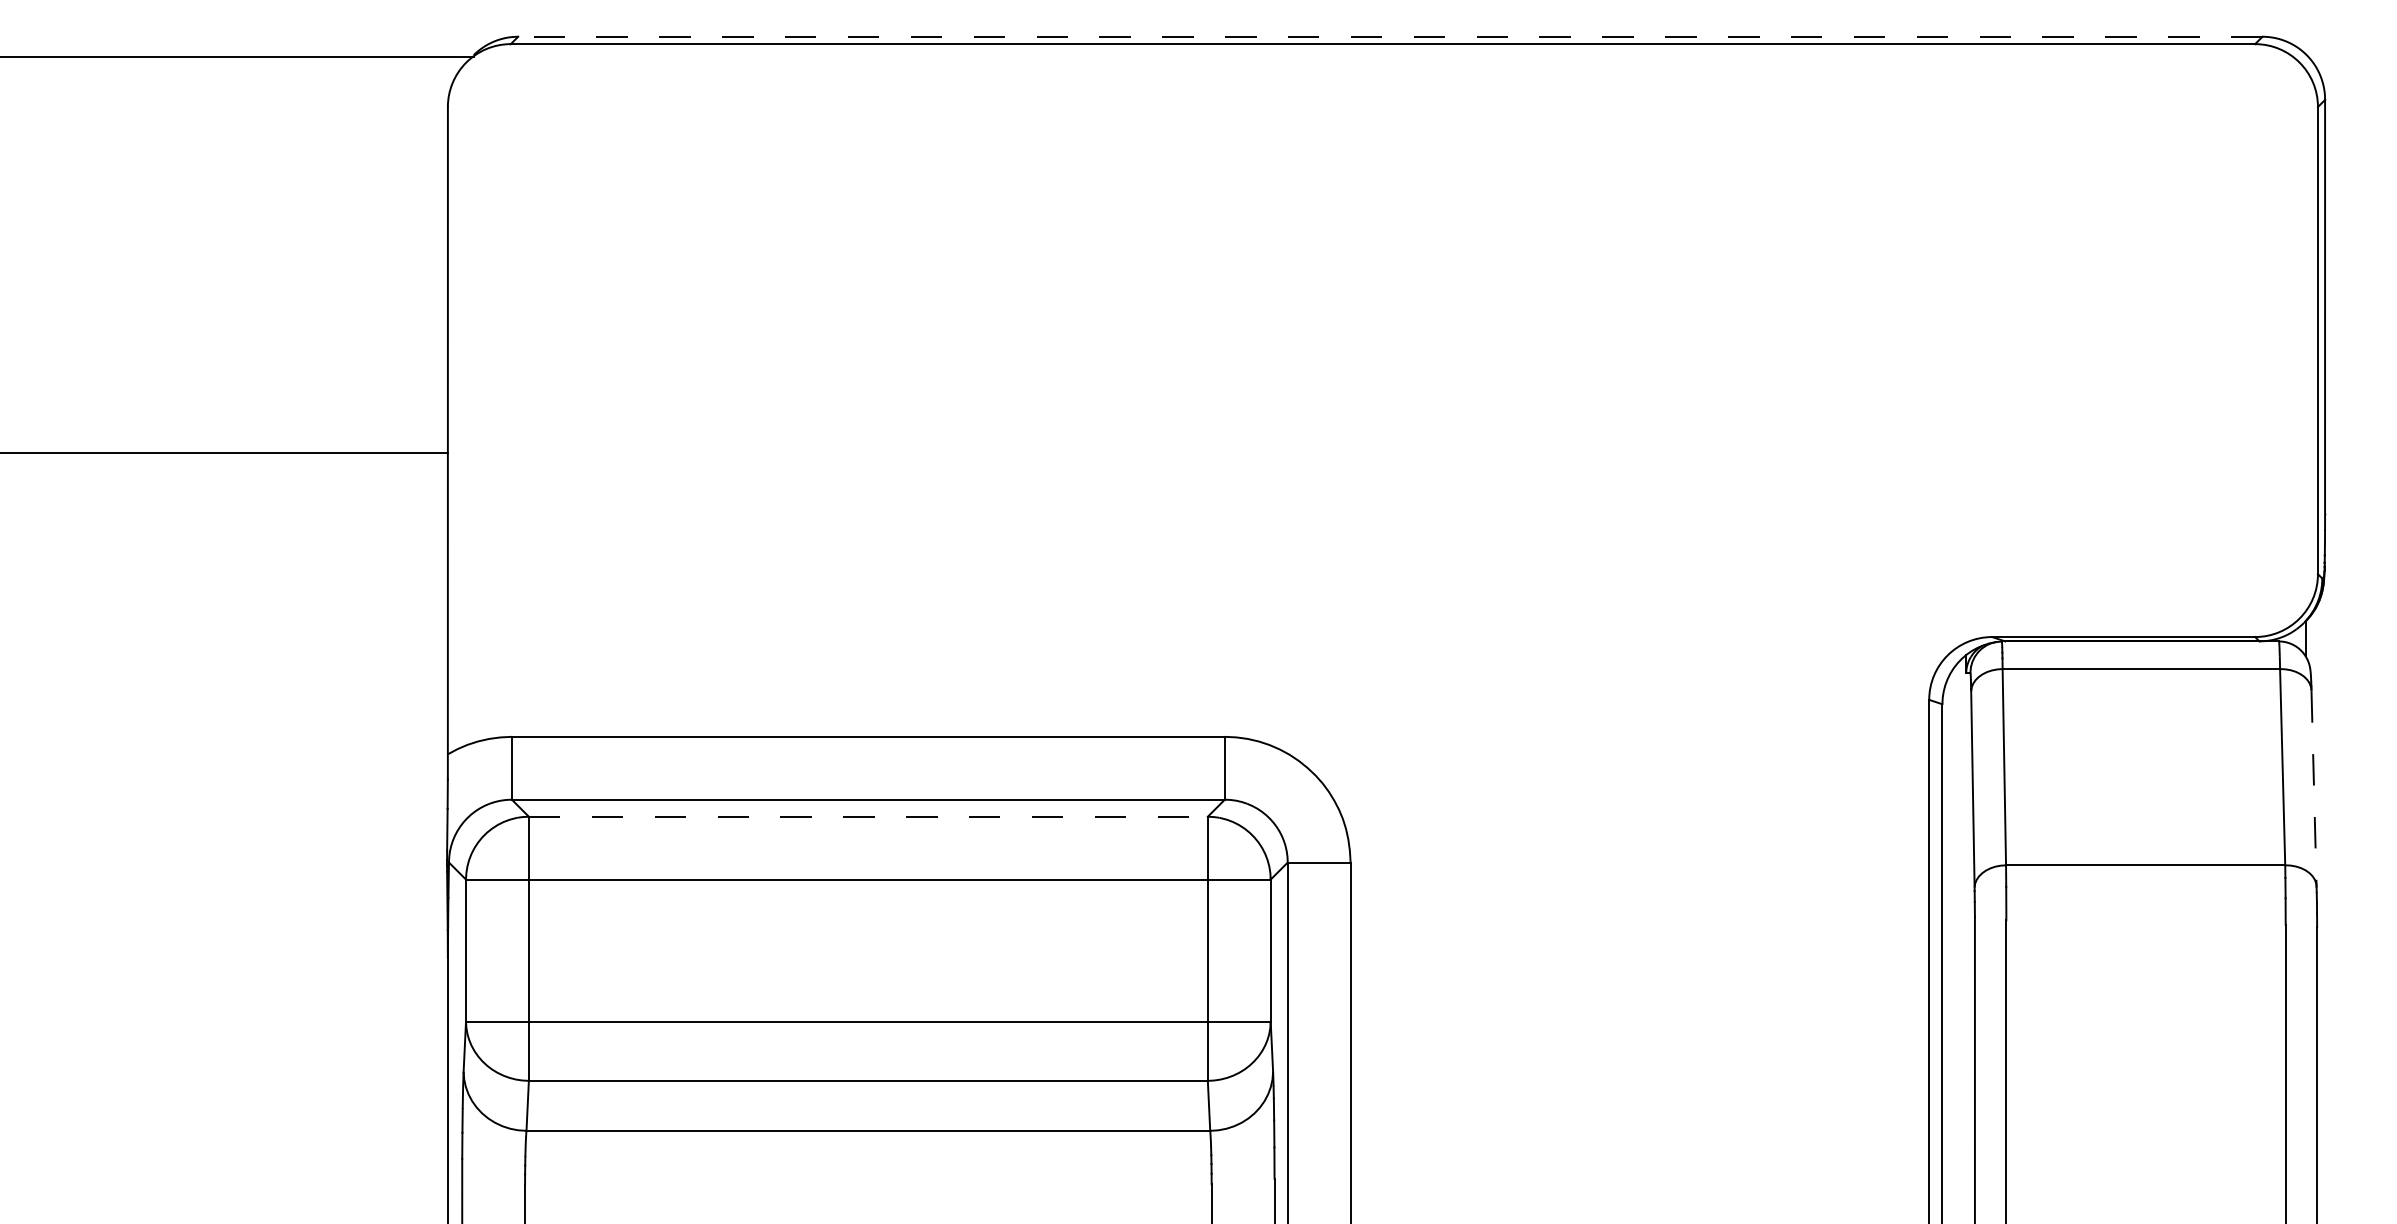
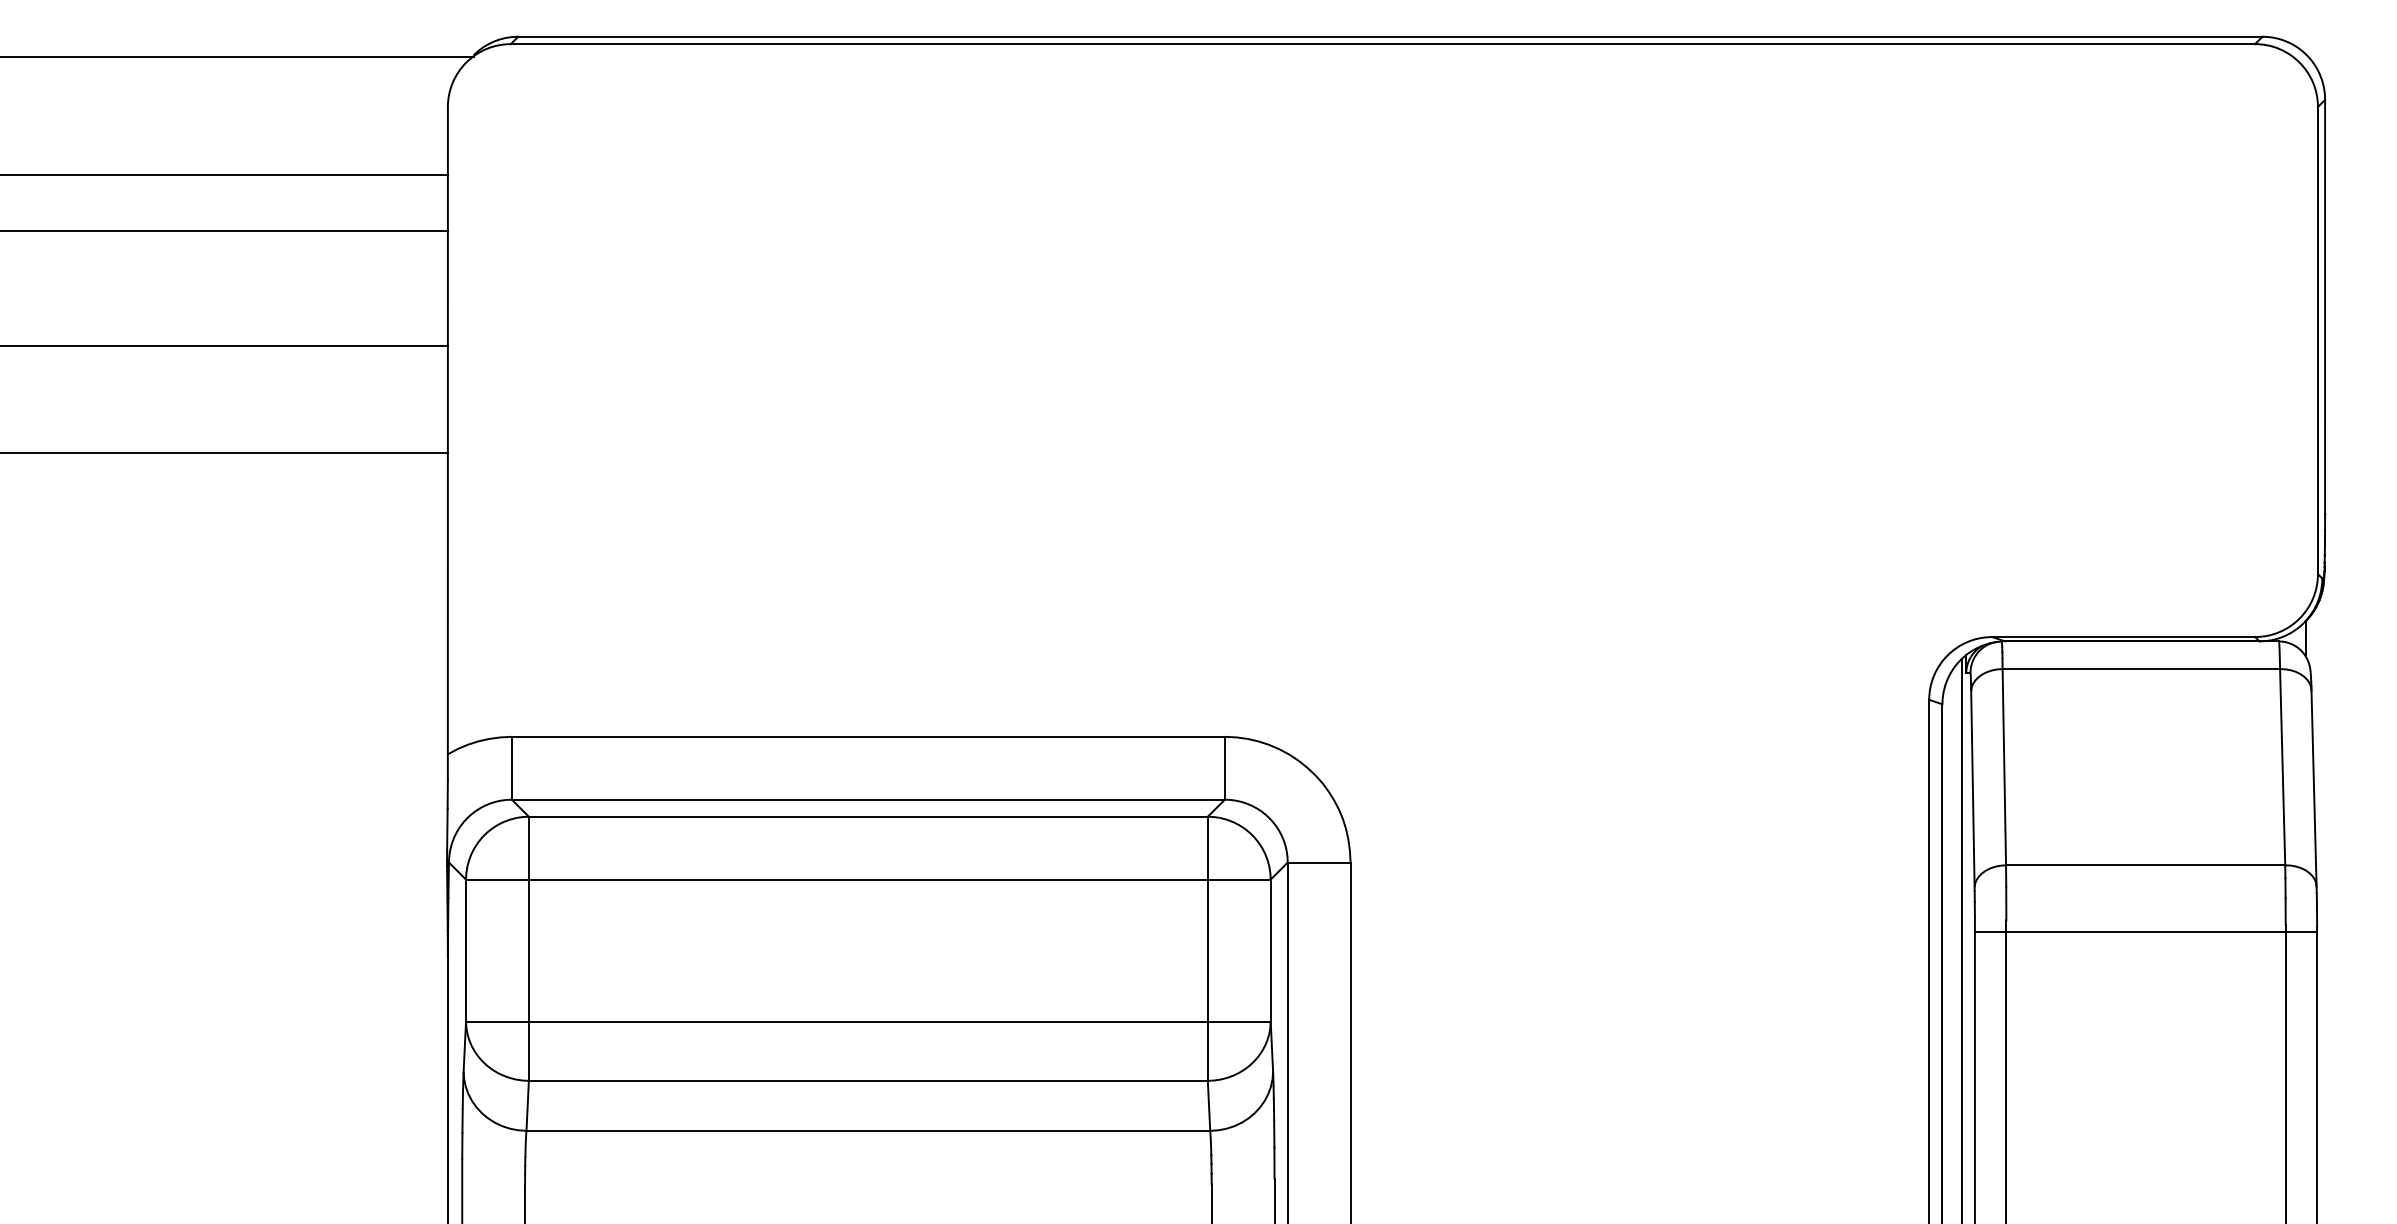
line: dashed -> solid (1389, 36)
line: none -> present (224, 175)
line: none -> present (224, 231)
line: none -> present (224, 346)
line: dashed -> solid (2314, 792)
line: dashed -> solid (868, 816)
line: none -> present (2145, 931)
line: none -> present (1962, 939)
